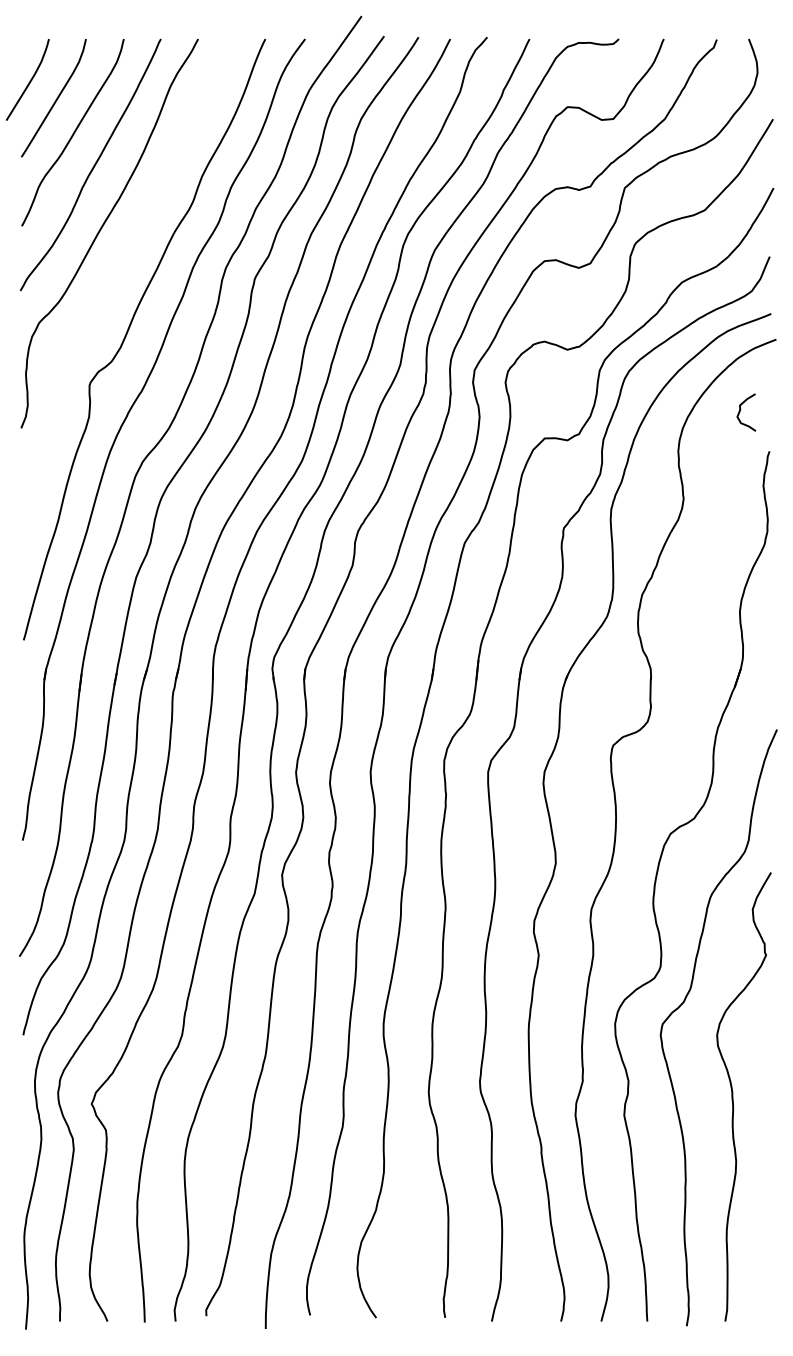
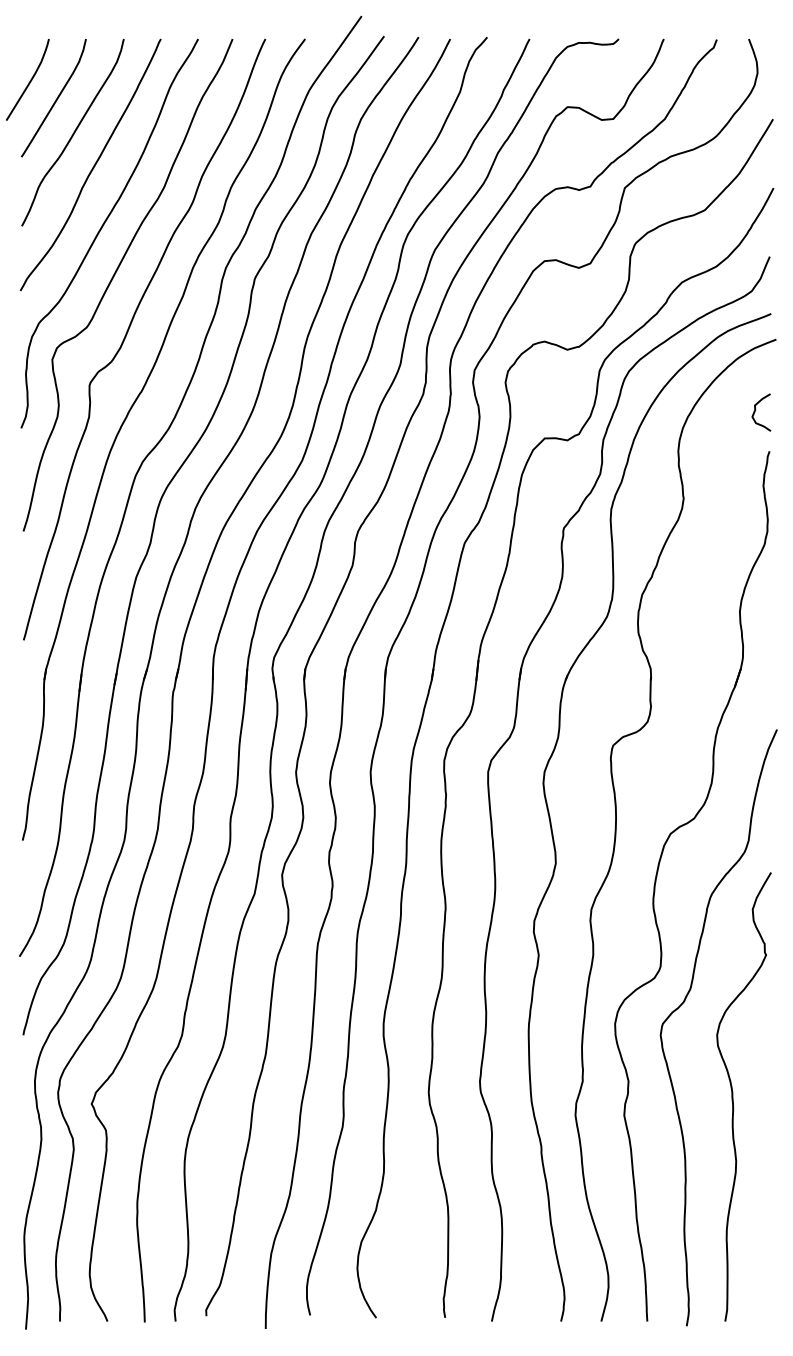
curve: none -> present (113, 278)
curve position: (741, 409) -> (756, 409) (756, 409)
